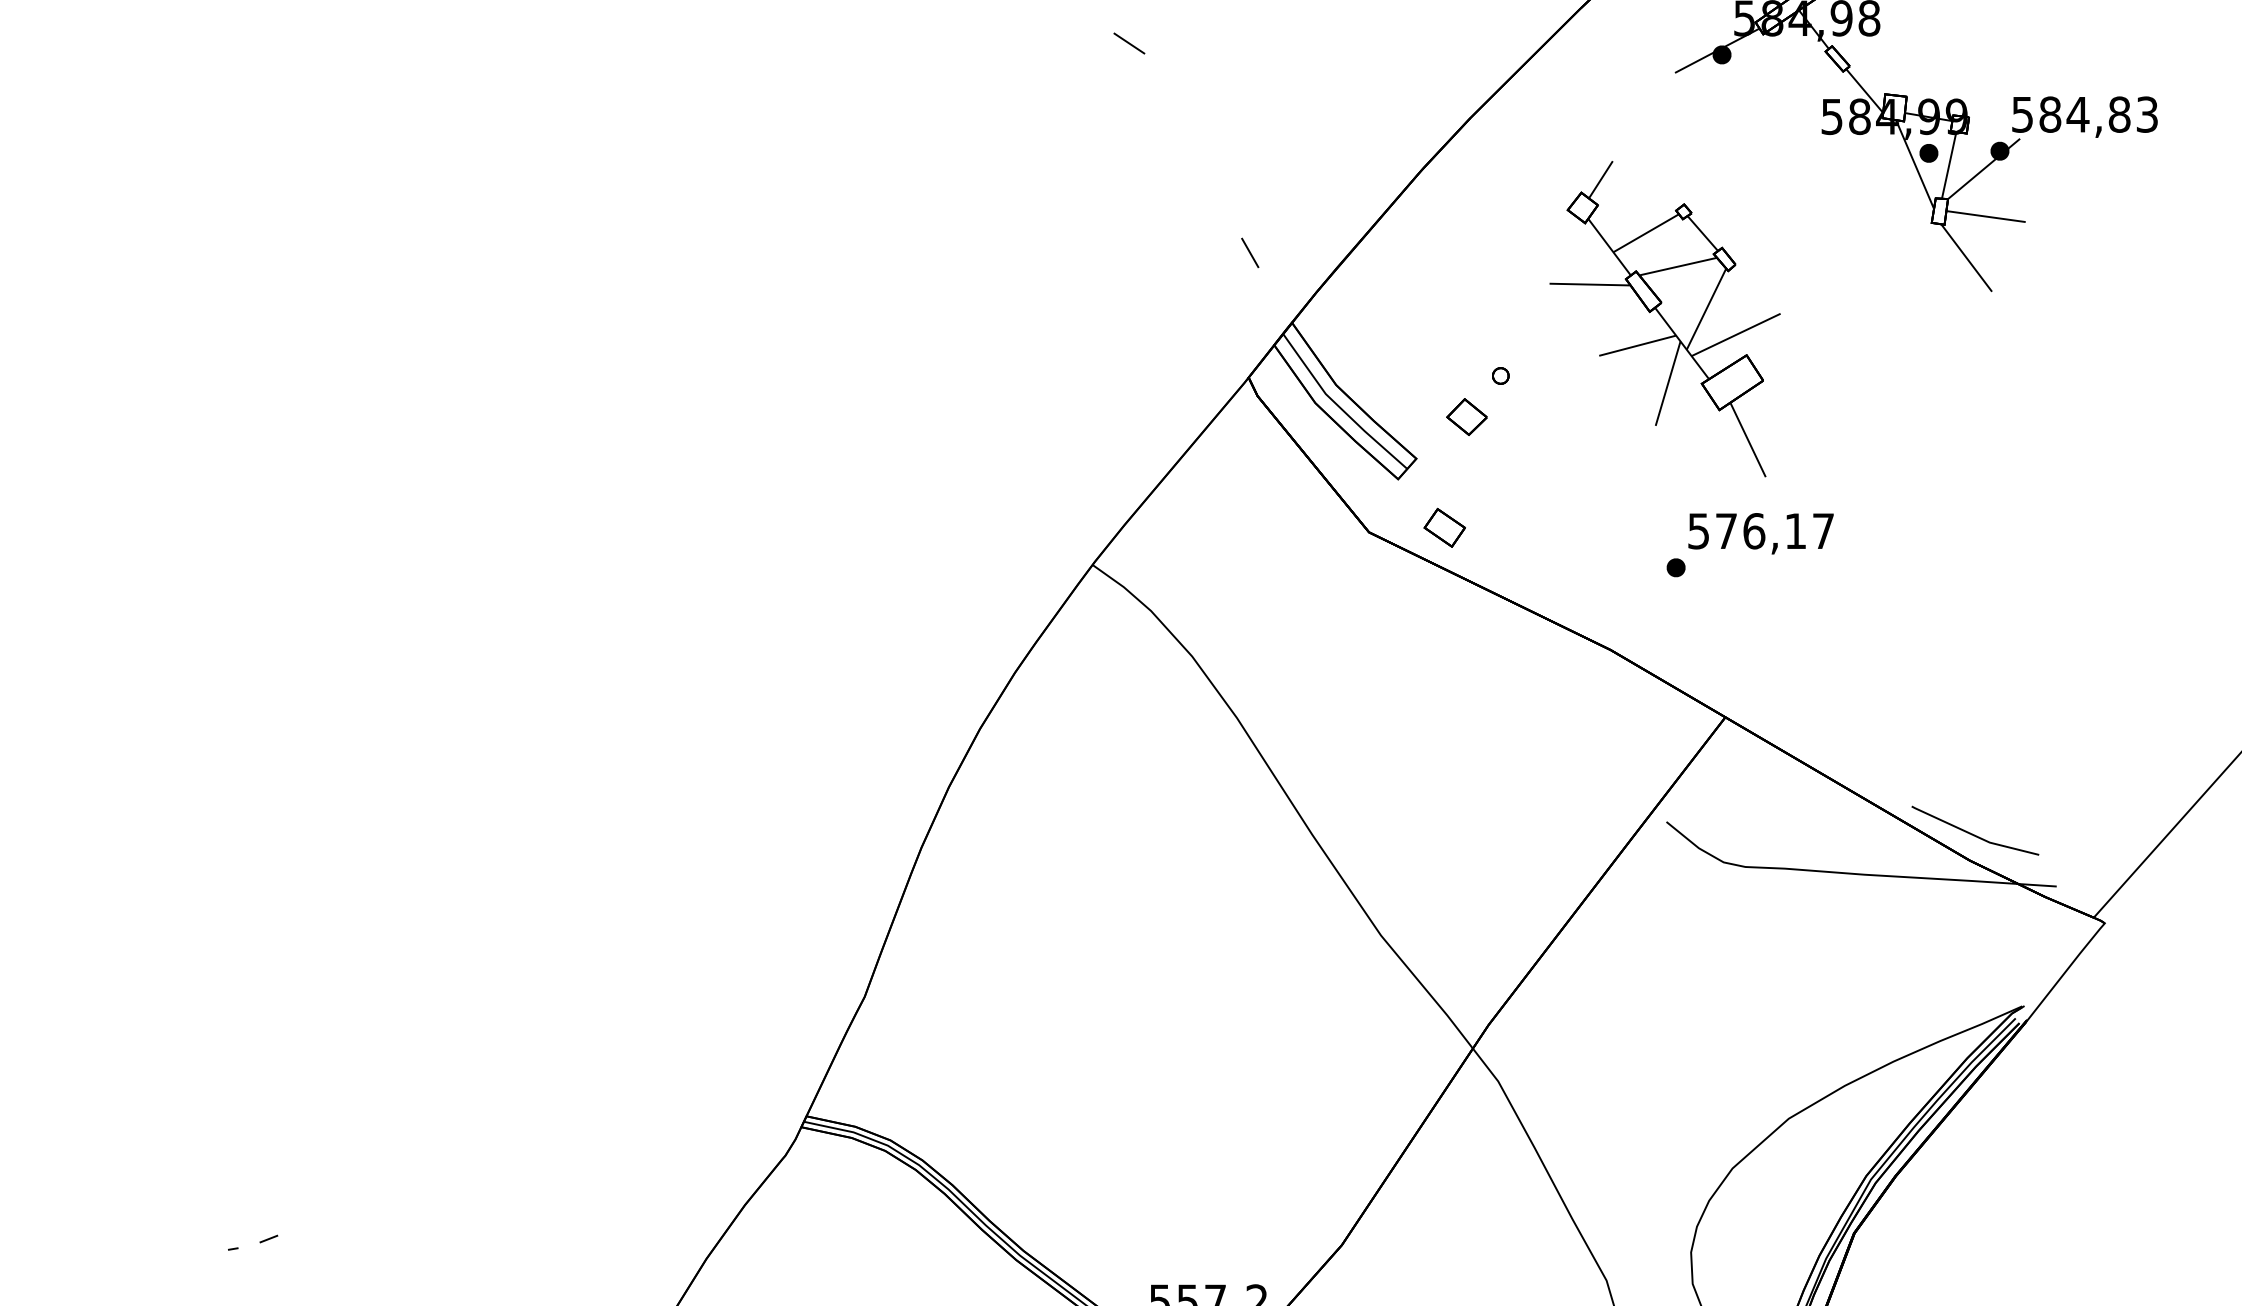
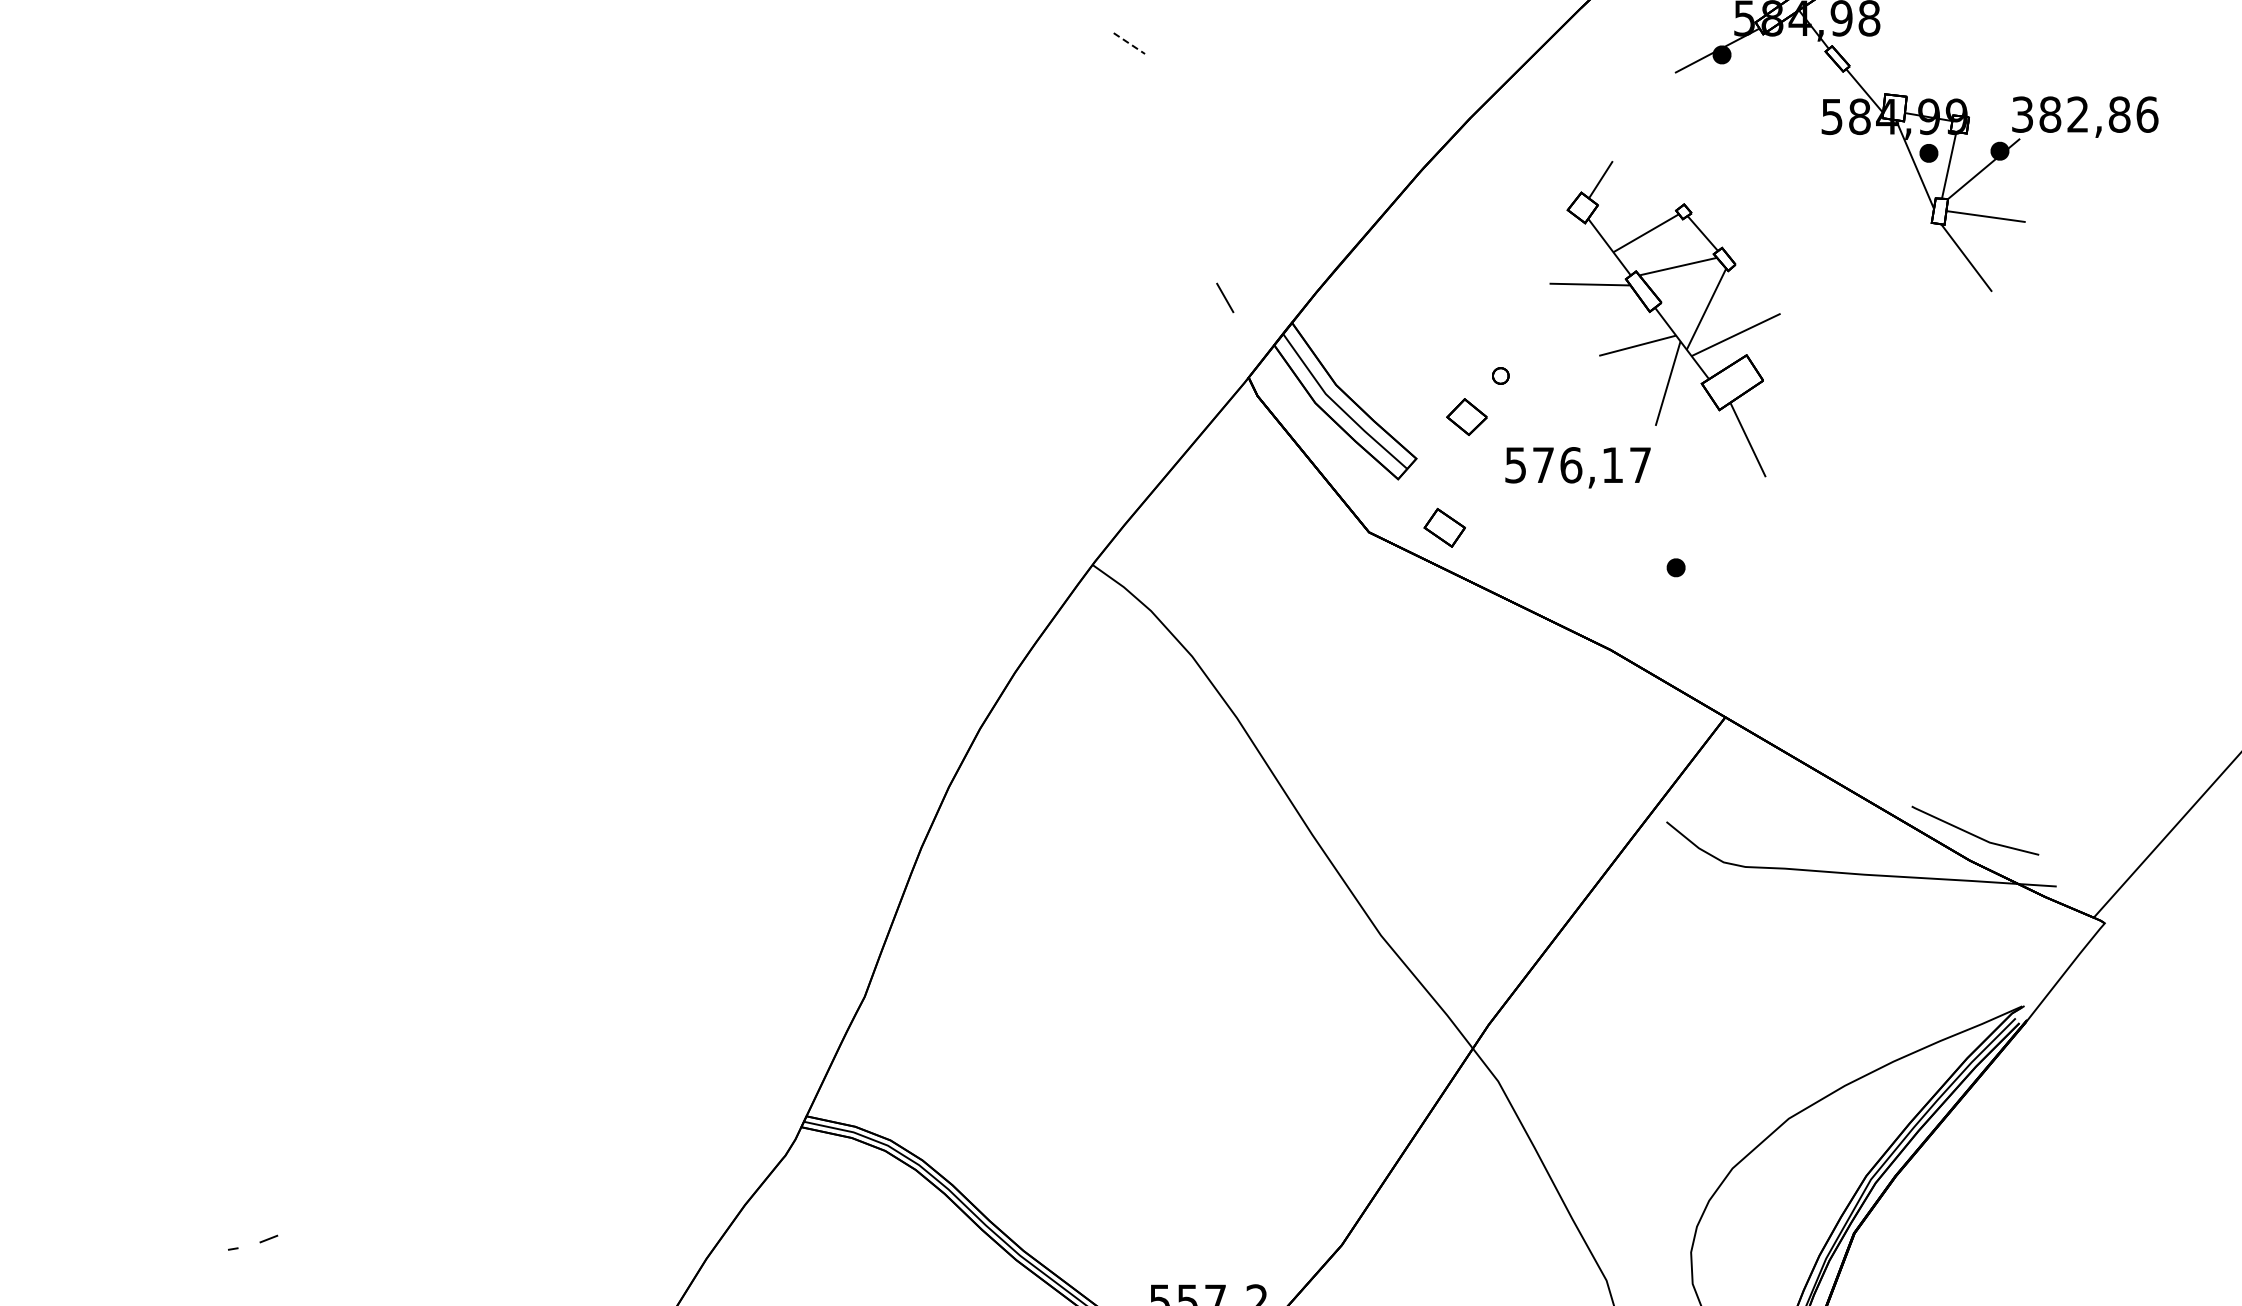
line: solid -> dashed (1129, 43)
text: 584,83 -> 382,86 (2085, 114)
line position: (1250, 252) -> (1225, 297) (1225, 297)
text position: (1760, 533) -> (1577, 467) (1577, 467)
